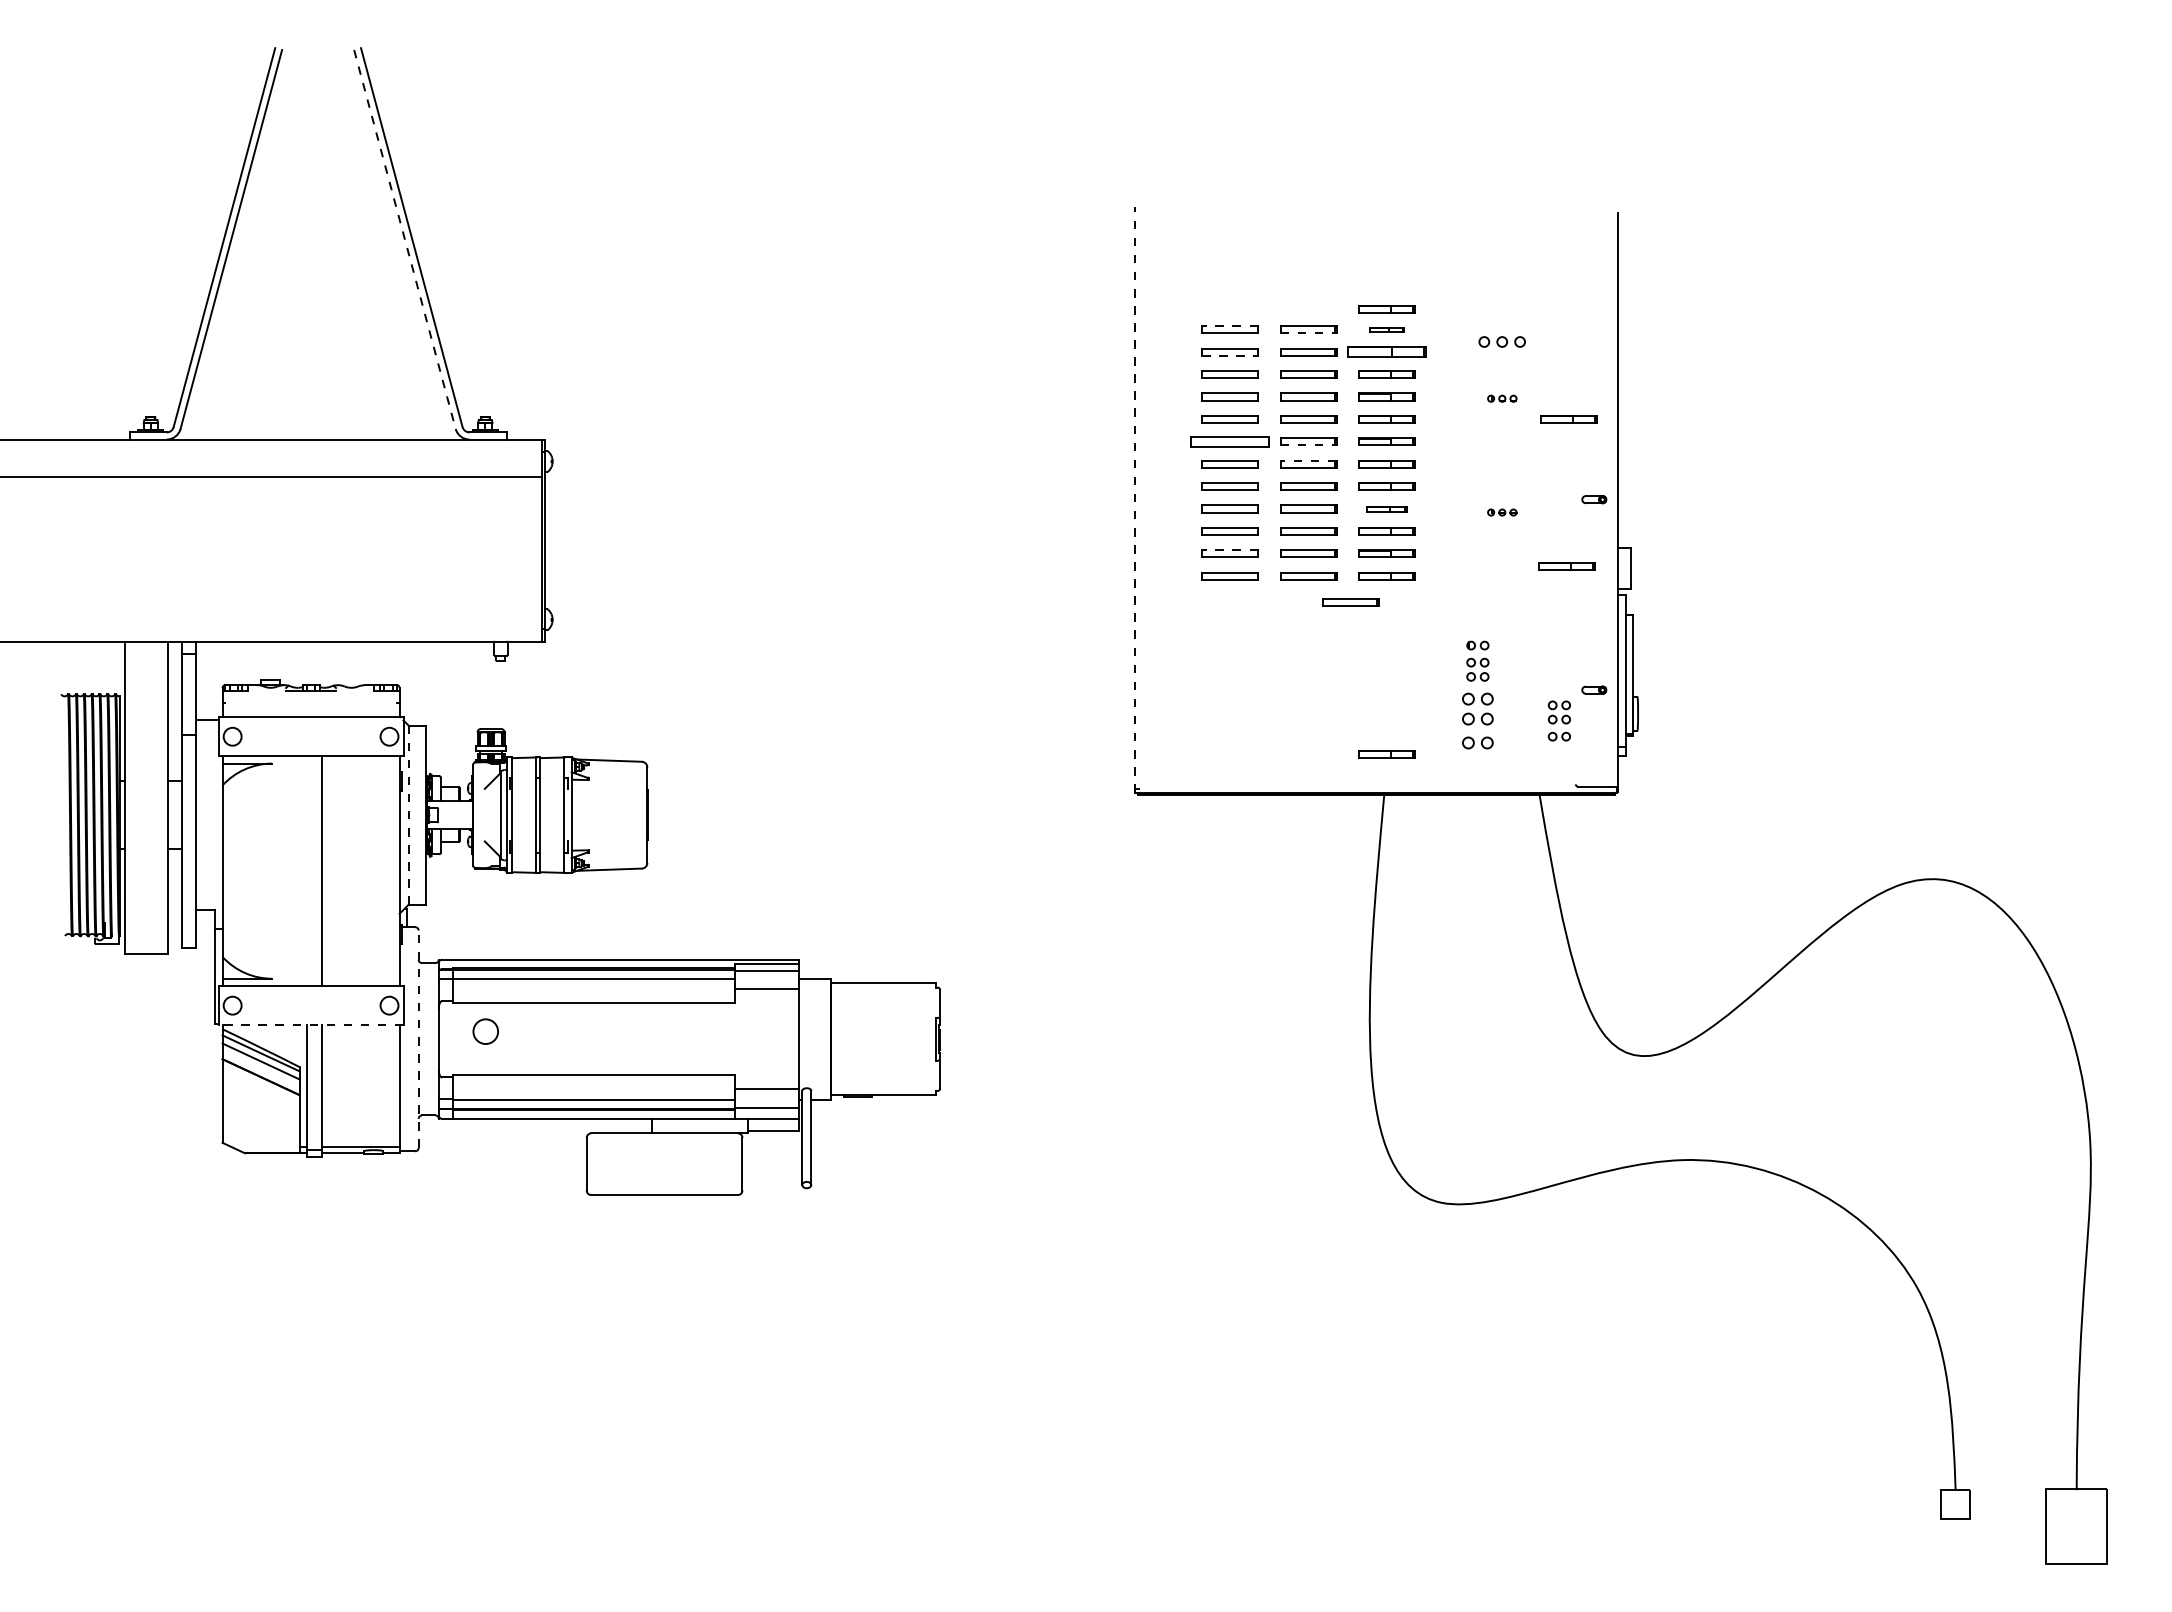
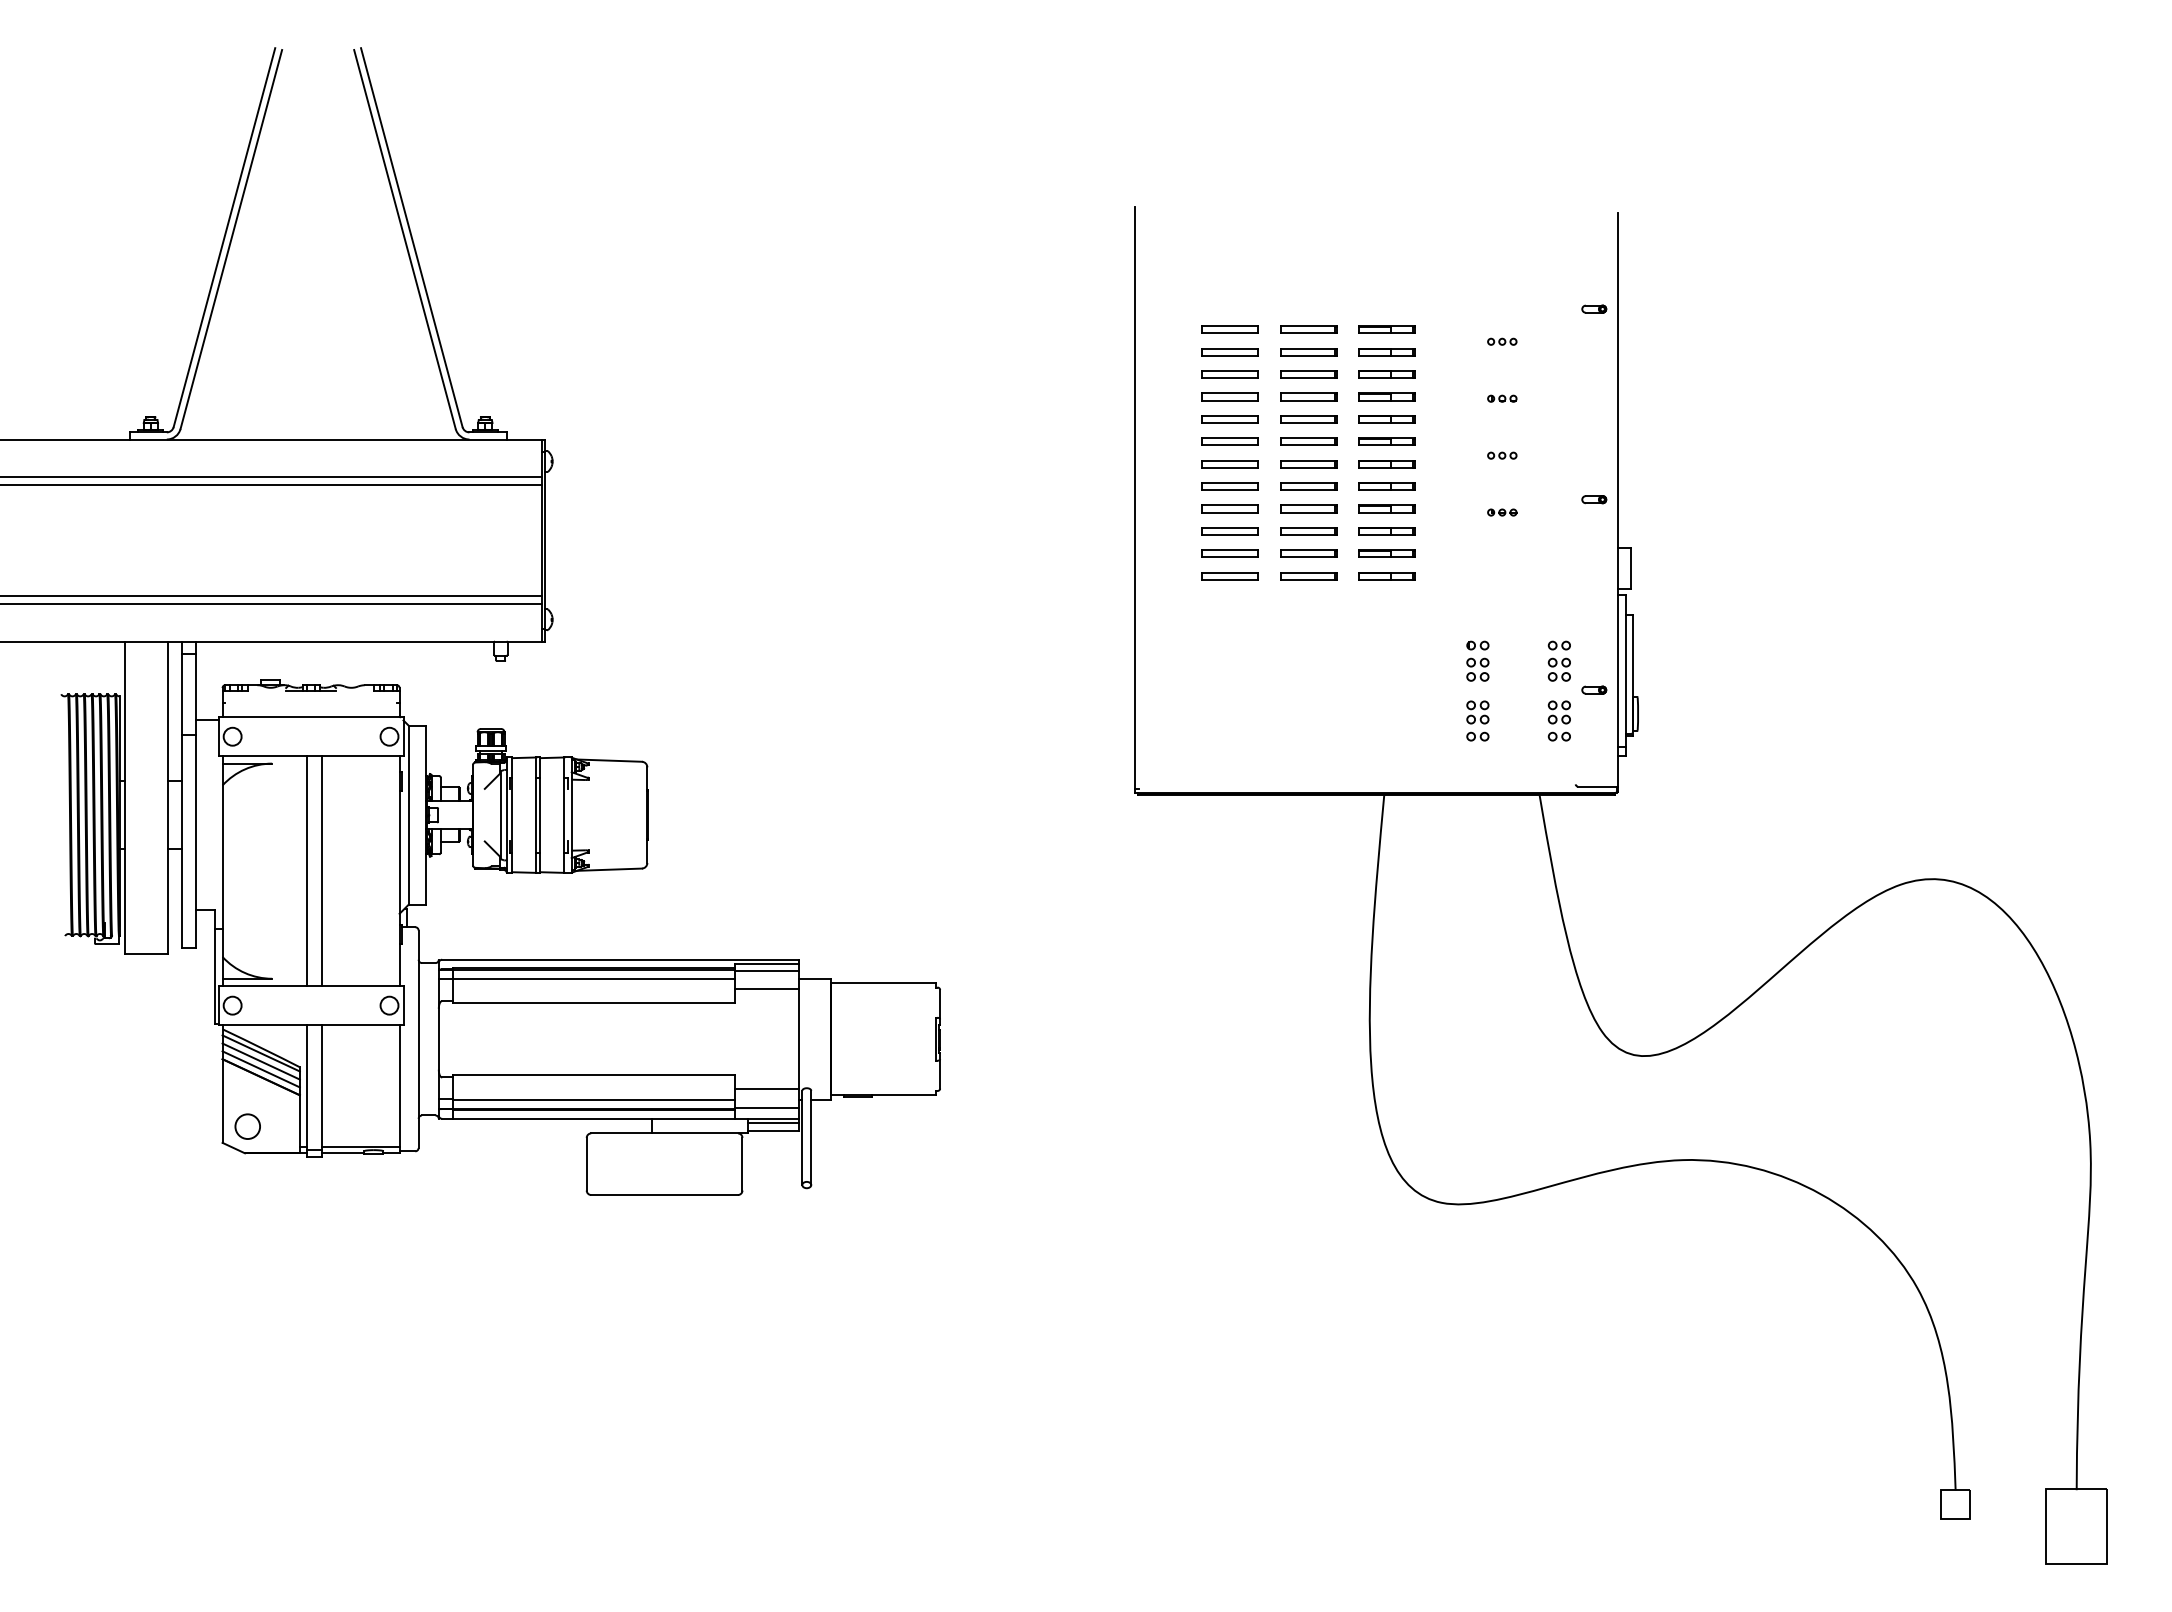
line: dashed -> solid (405, 239)
part: none -> present (1594, 308)
part: present -> none (1386, 309)
line: dashed -> solid (1229, 326)
part size: 36x6 px -> 58x9 px (1386, 329)
line: dashed -> solid (1309, 333)
part size: 48x12 px -> 31x9 px (1502, 341)
part size: 80x12 px -> 58x9 px (1386, 352)
line: dashed -> solid (1230, 355)
part: present -> none (1568, 419)
part size: 80x12 px -> 58x9 px (1229, 441)
line: dashed -> solid (1309, 445)
part: none -> present (1502, 455)
line: dashed -> solid (1308, 460)
line: none -> present (272, 485)
line: dashed -> solid (1134, 499)
part size: 42x7 px -> 58x10 px (1386, 508)
line: dashed -> solid (1229, 550)
part: present -> none (1566, 566)
line: none -> present (272, 595)
part: present -> none (1350, 602)
line: none -> present (272, 604)
part: none -> present (1558, 660)
part size: 32x58 px -> 24x42 px (1477, 720)
part: present -> none (1386, 754)
line: dashed -> solid (408, 815)
line: none -> present (306, 871)
line: dashed -> solid (310, 1025)
circle position: (485, 1031) -> (247, 1126) (247, 1126)
line: dashed -> solid (418, 1039)
line: none -> present (260, 1069)
line: none -> present (773, 1123)
